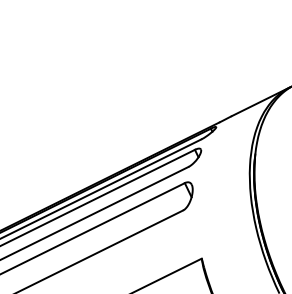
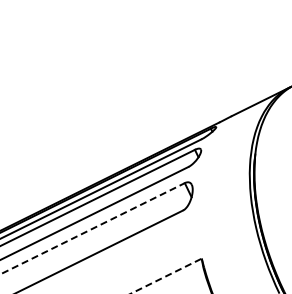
line: solid -> dashed (92, 228)
line: solid -> dashed (166, 275)
